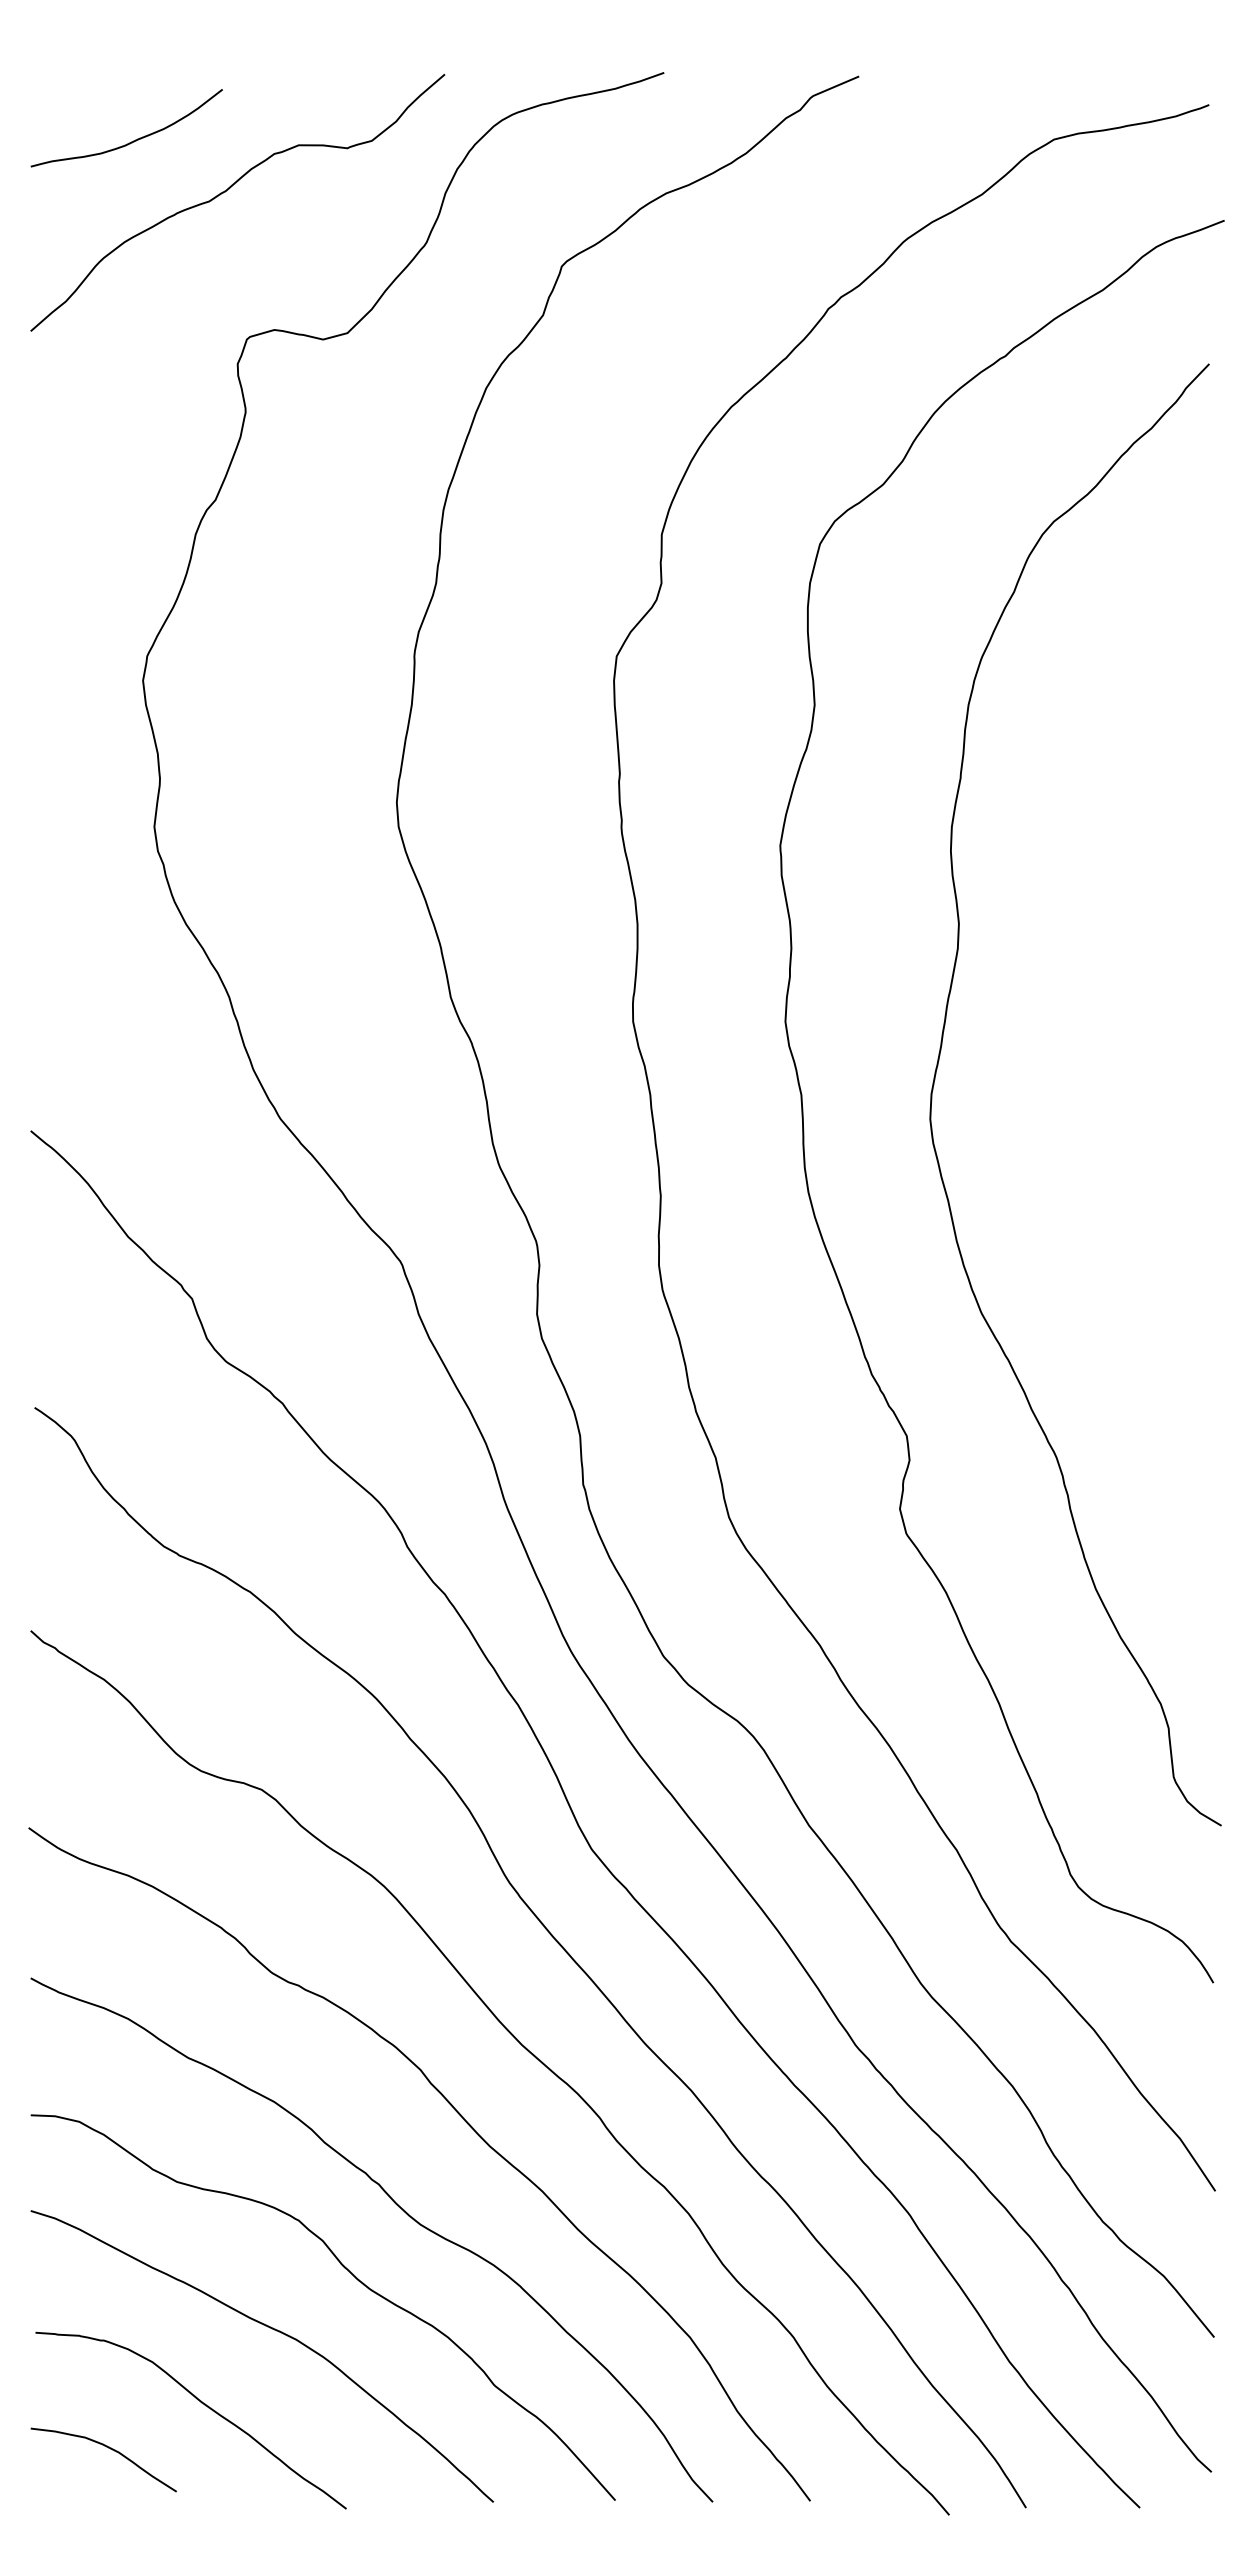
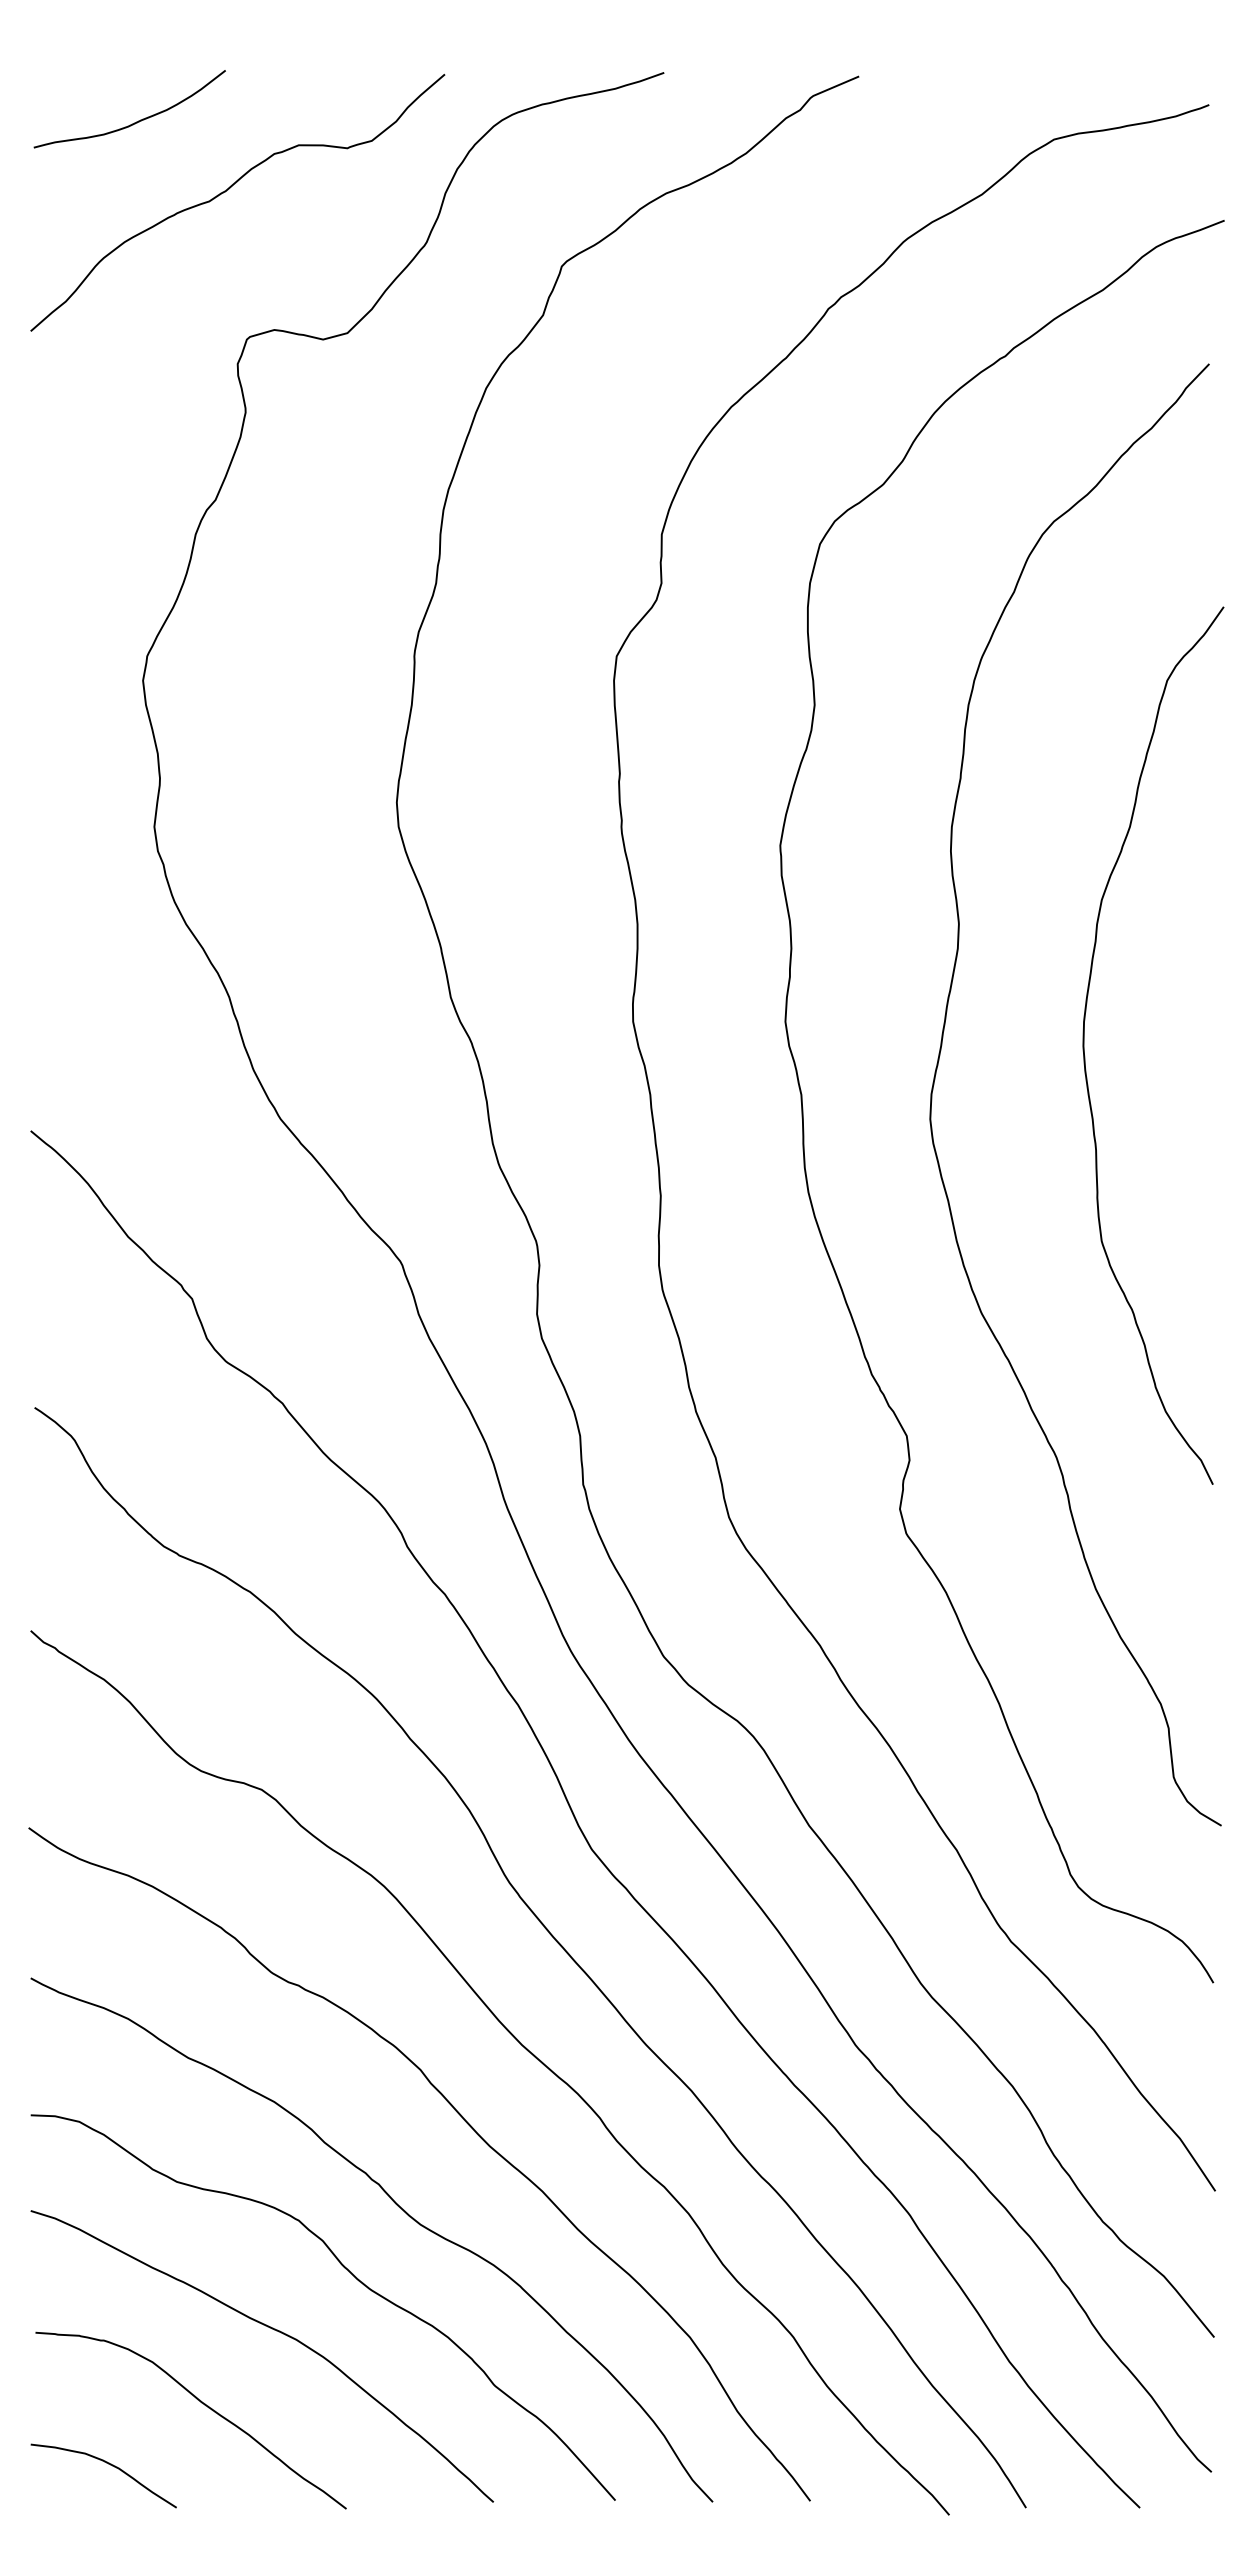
curve position: (133, 140) -> (136, 121) (136, 121)
curve: none -> present (1085, 1056)
curve position: (108, 2448) -> (108, 2464) (108, 2464)
